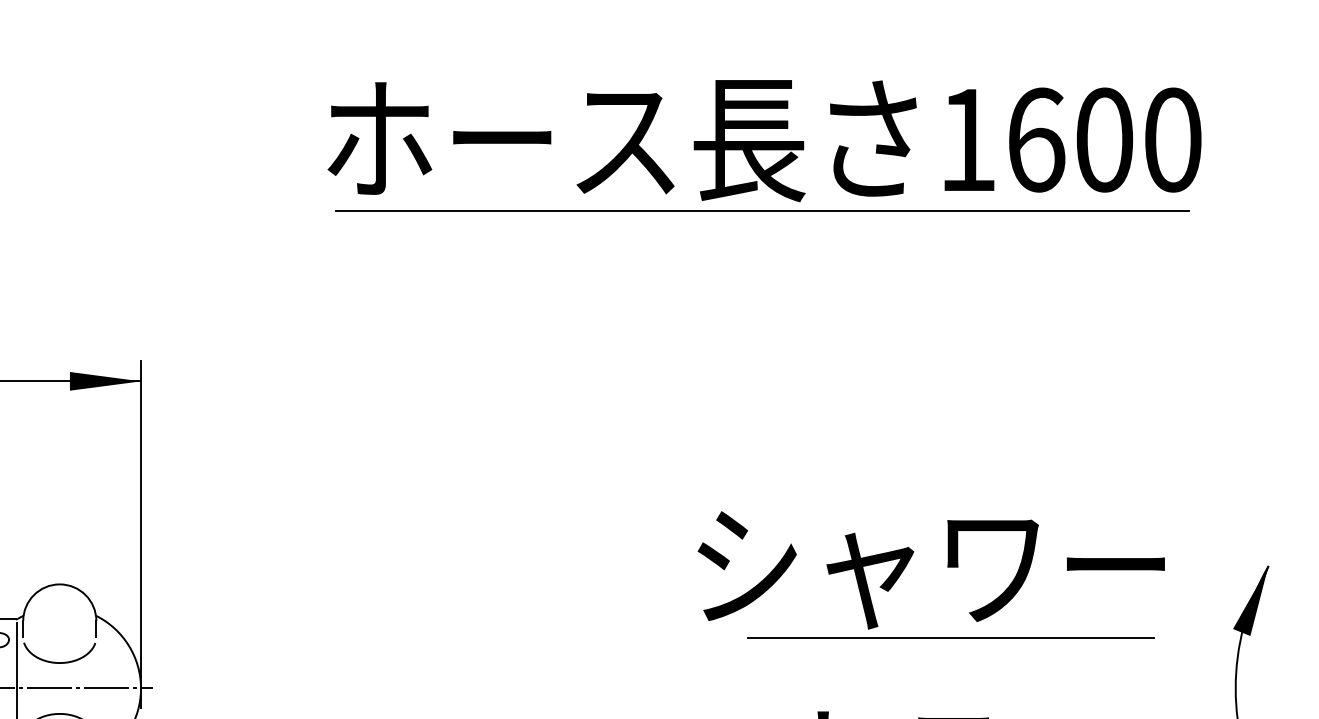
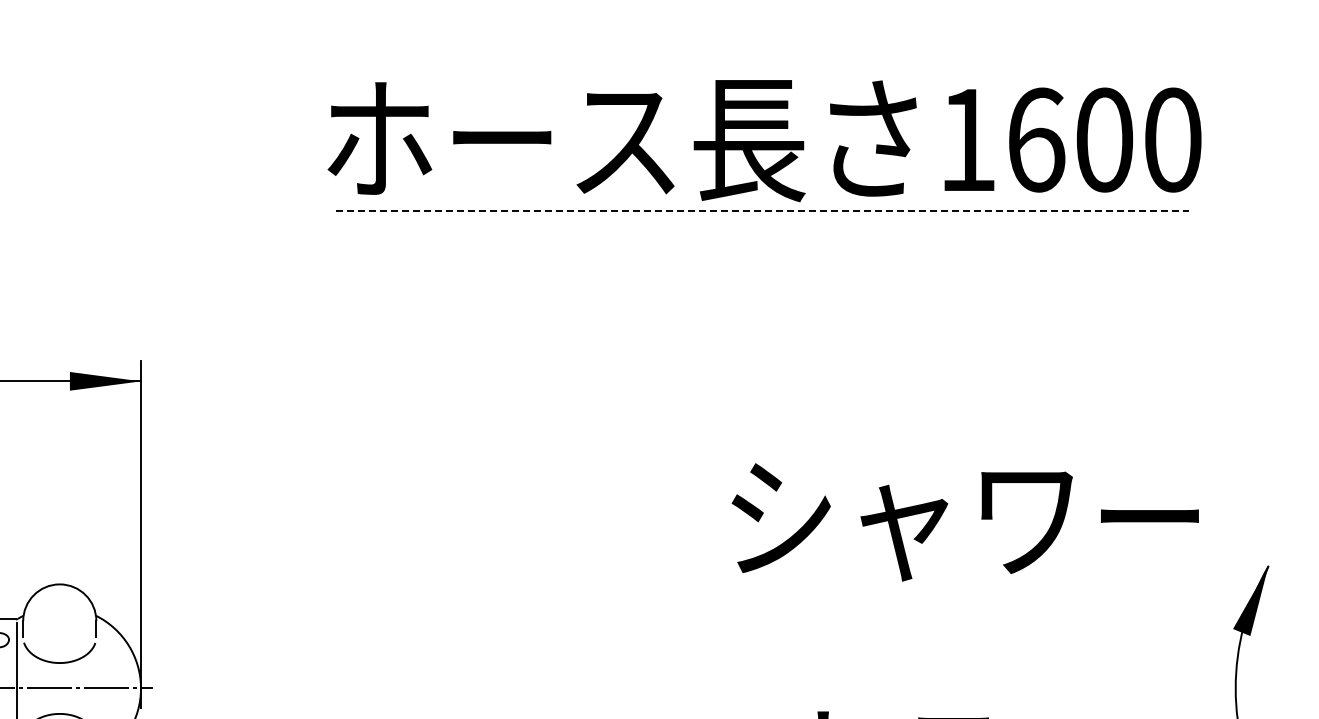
line: solid -> dashed (762, 211)
text position: (930, 570) -> (964, 522) (964, 522)
line: present -> none (951, 637)
